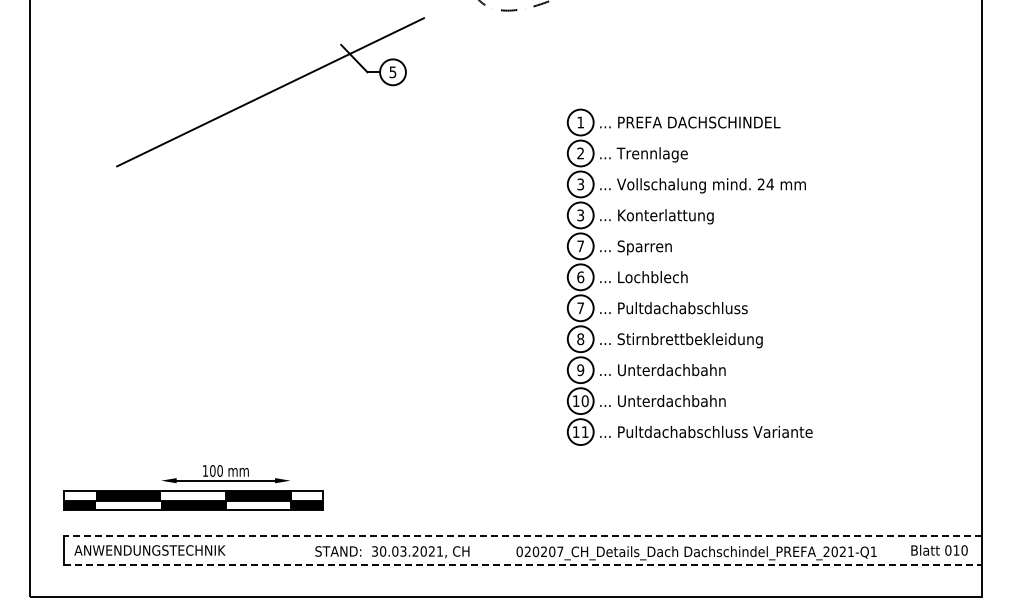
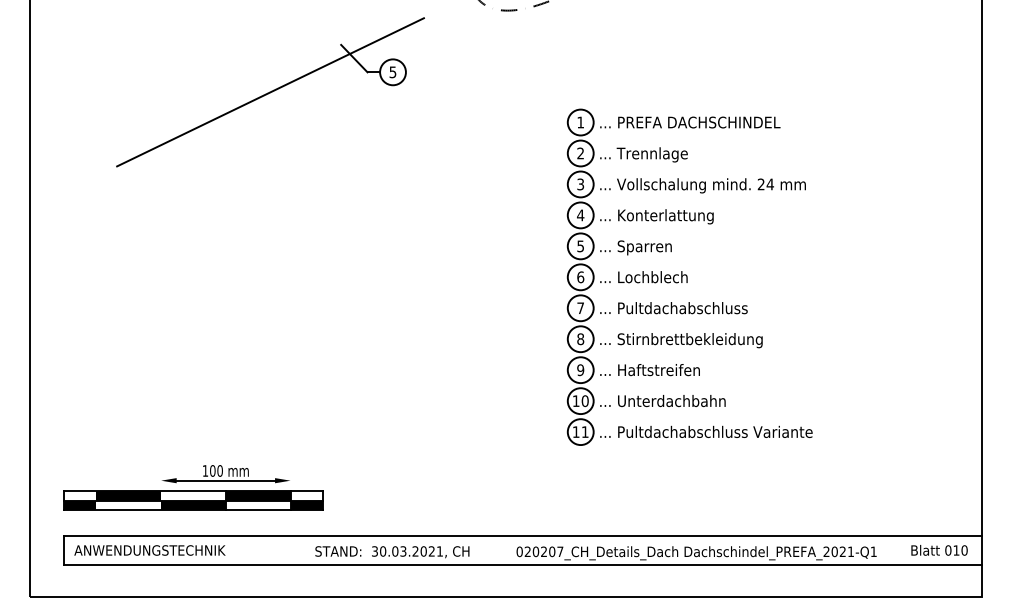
text: 3 -> 4 (580, 215)
text: 7 -> 5 (580, 246)
text: ... Unterdachbahn -> ... Haftstreifen (671, 370)
line: dashed -> solid (522, 536)
line: dashed -> solid (522, 564)
